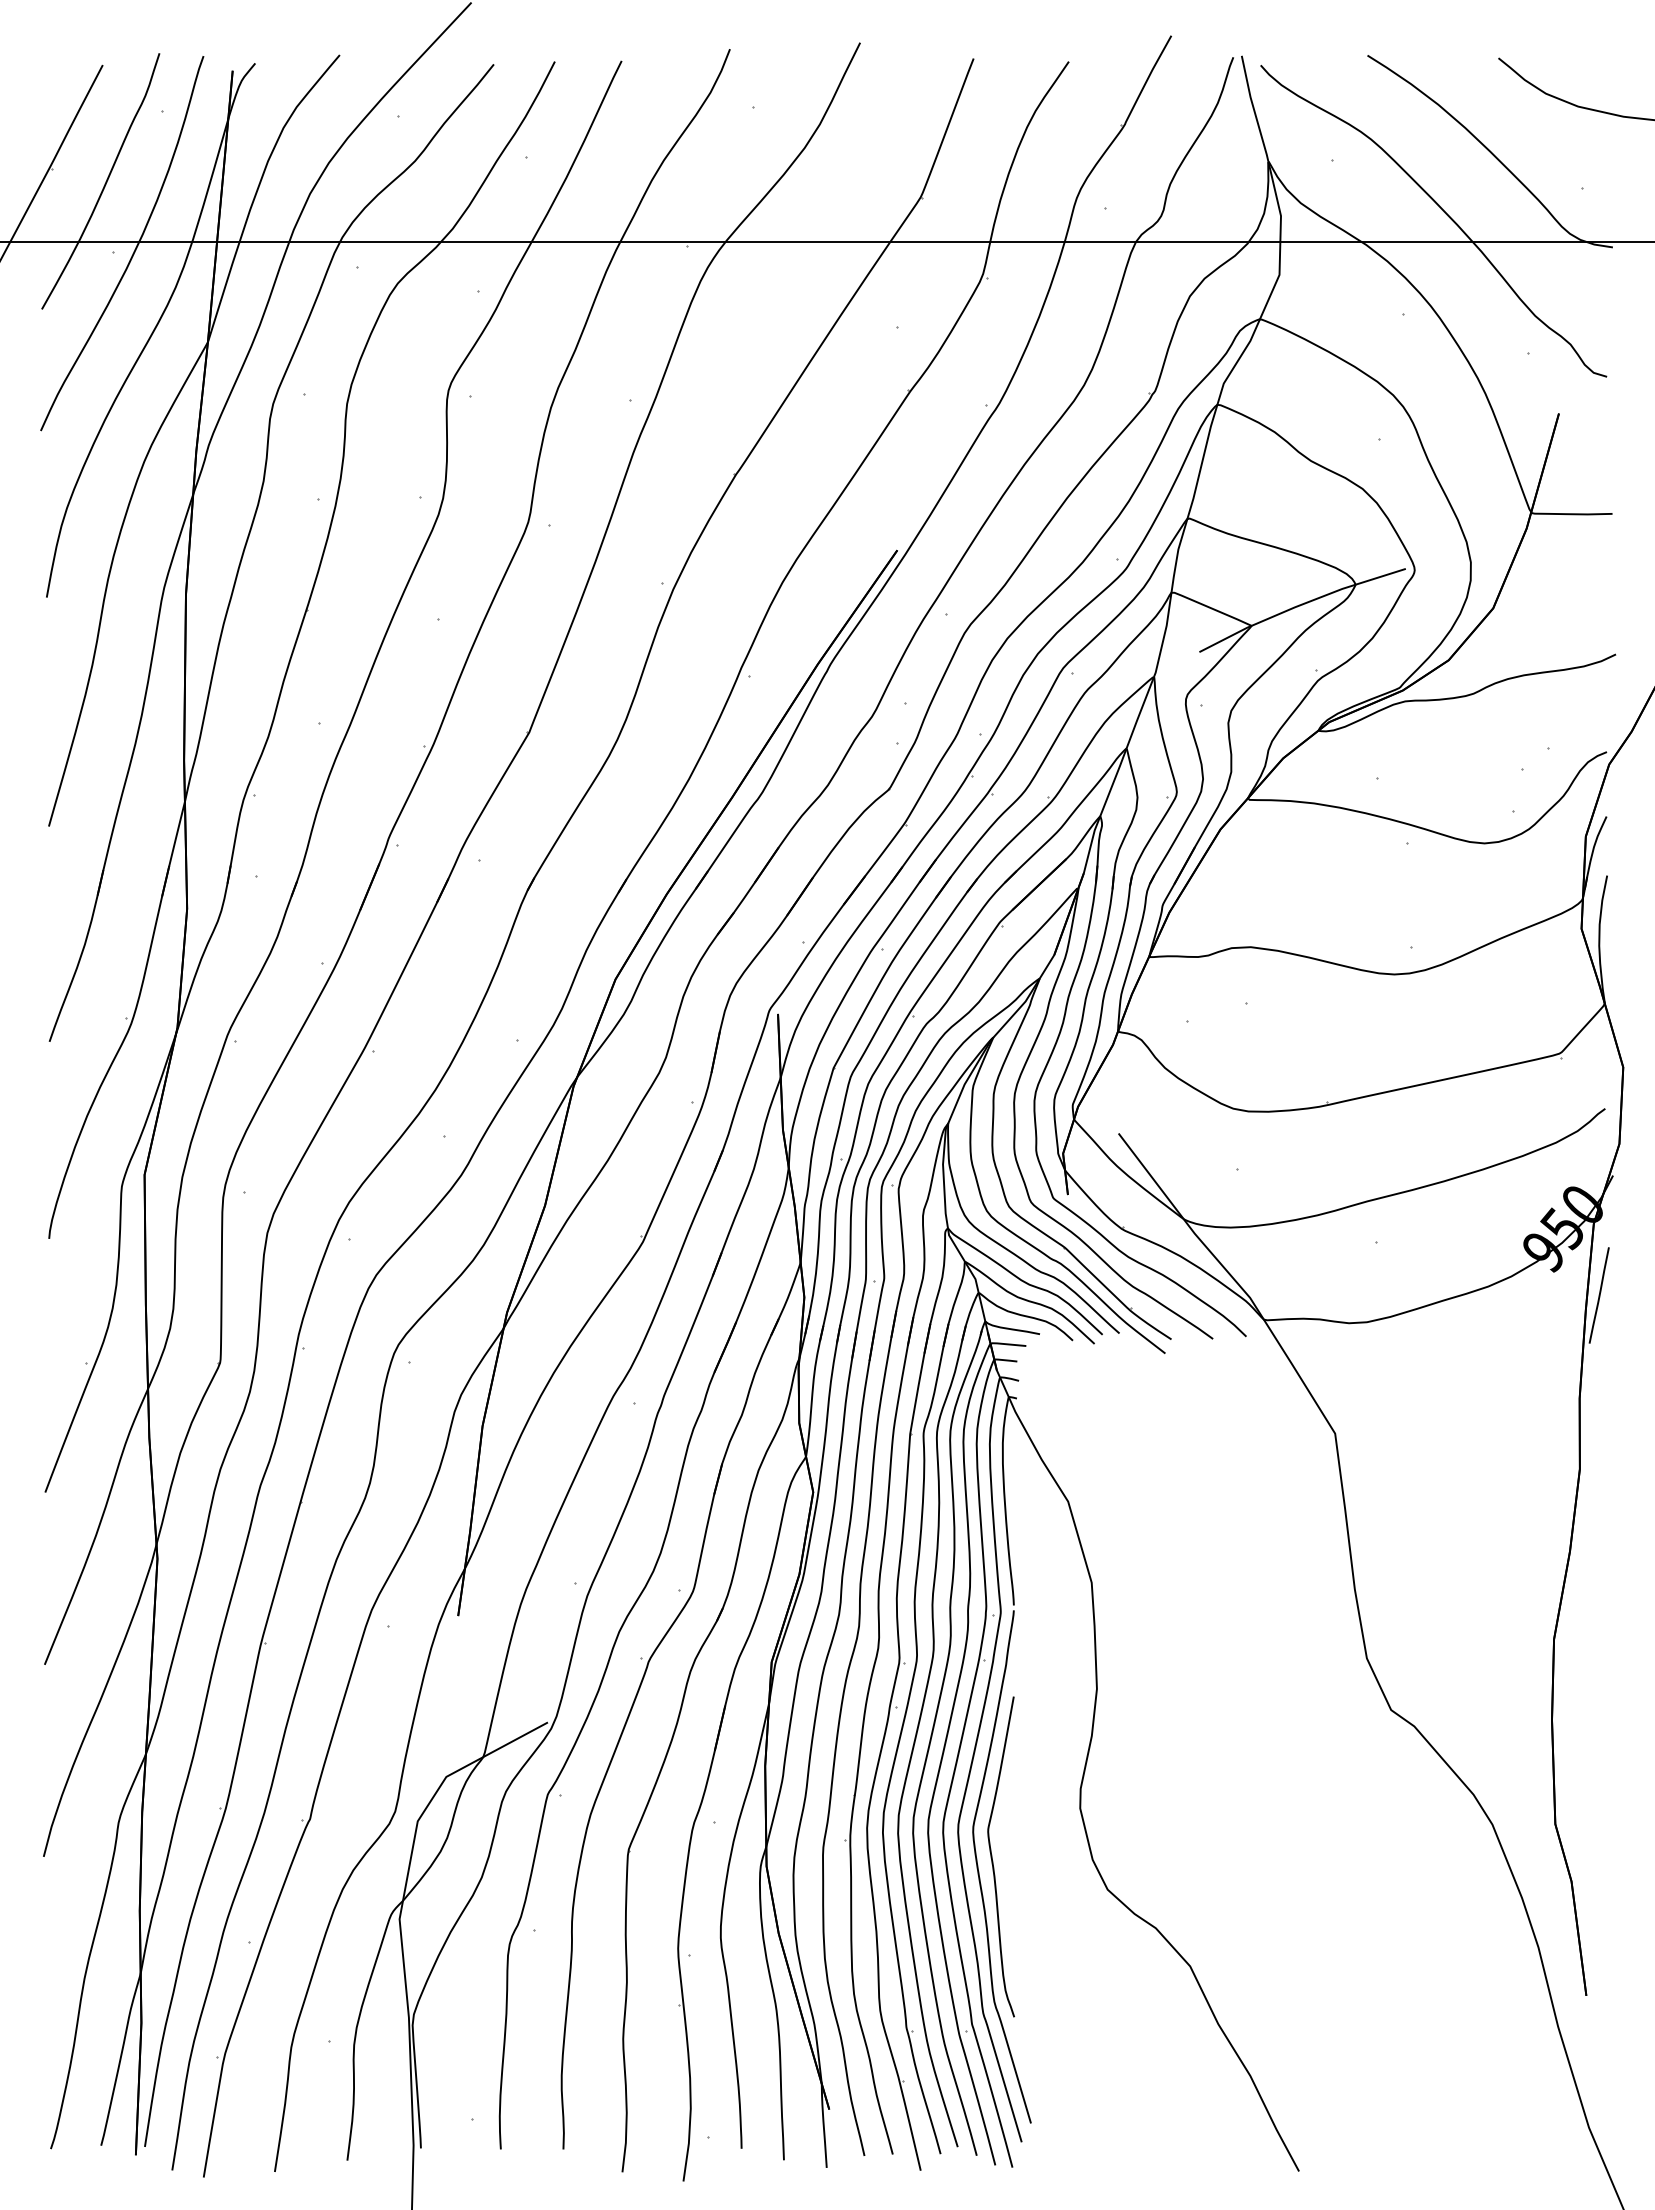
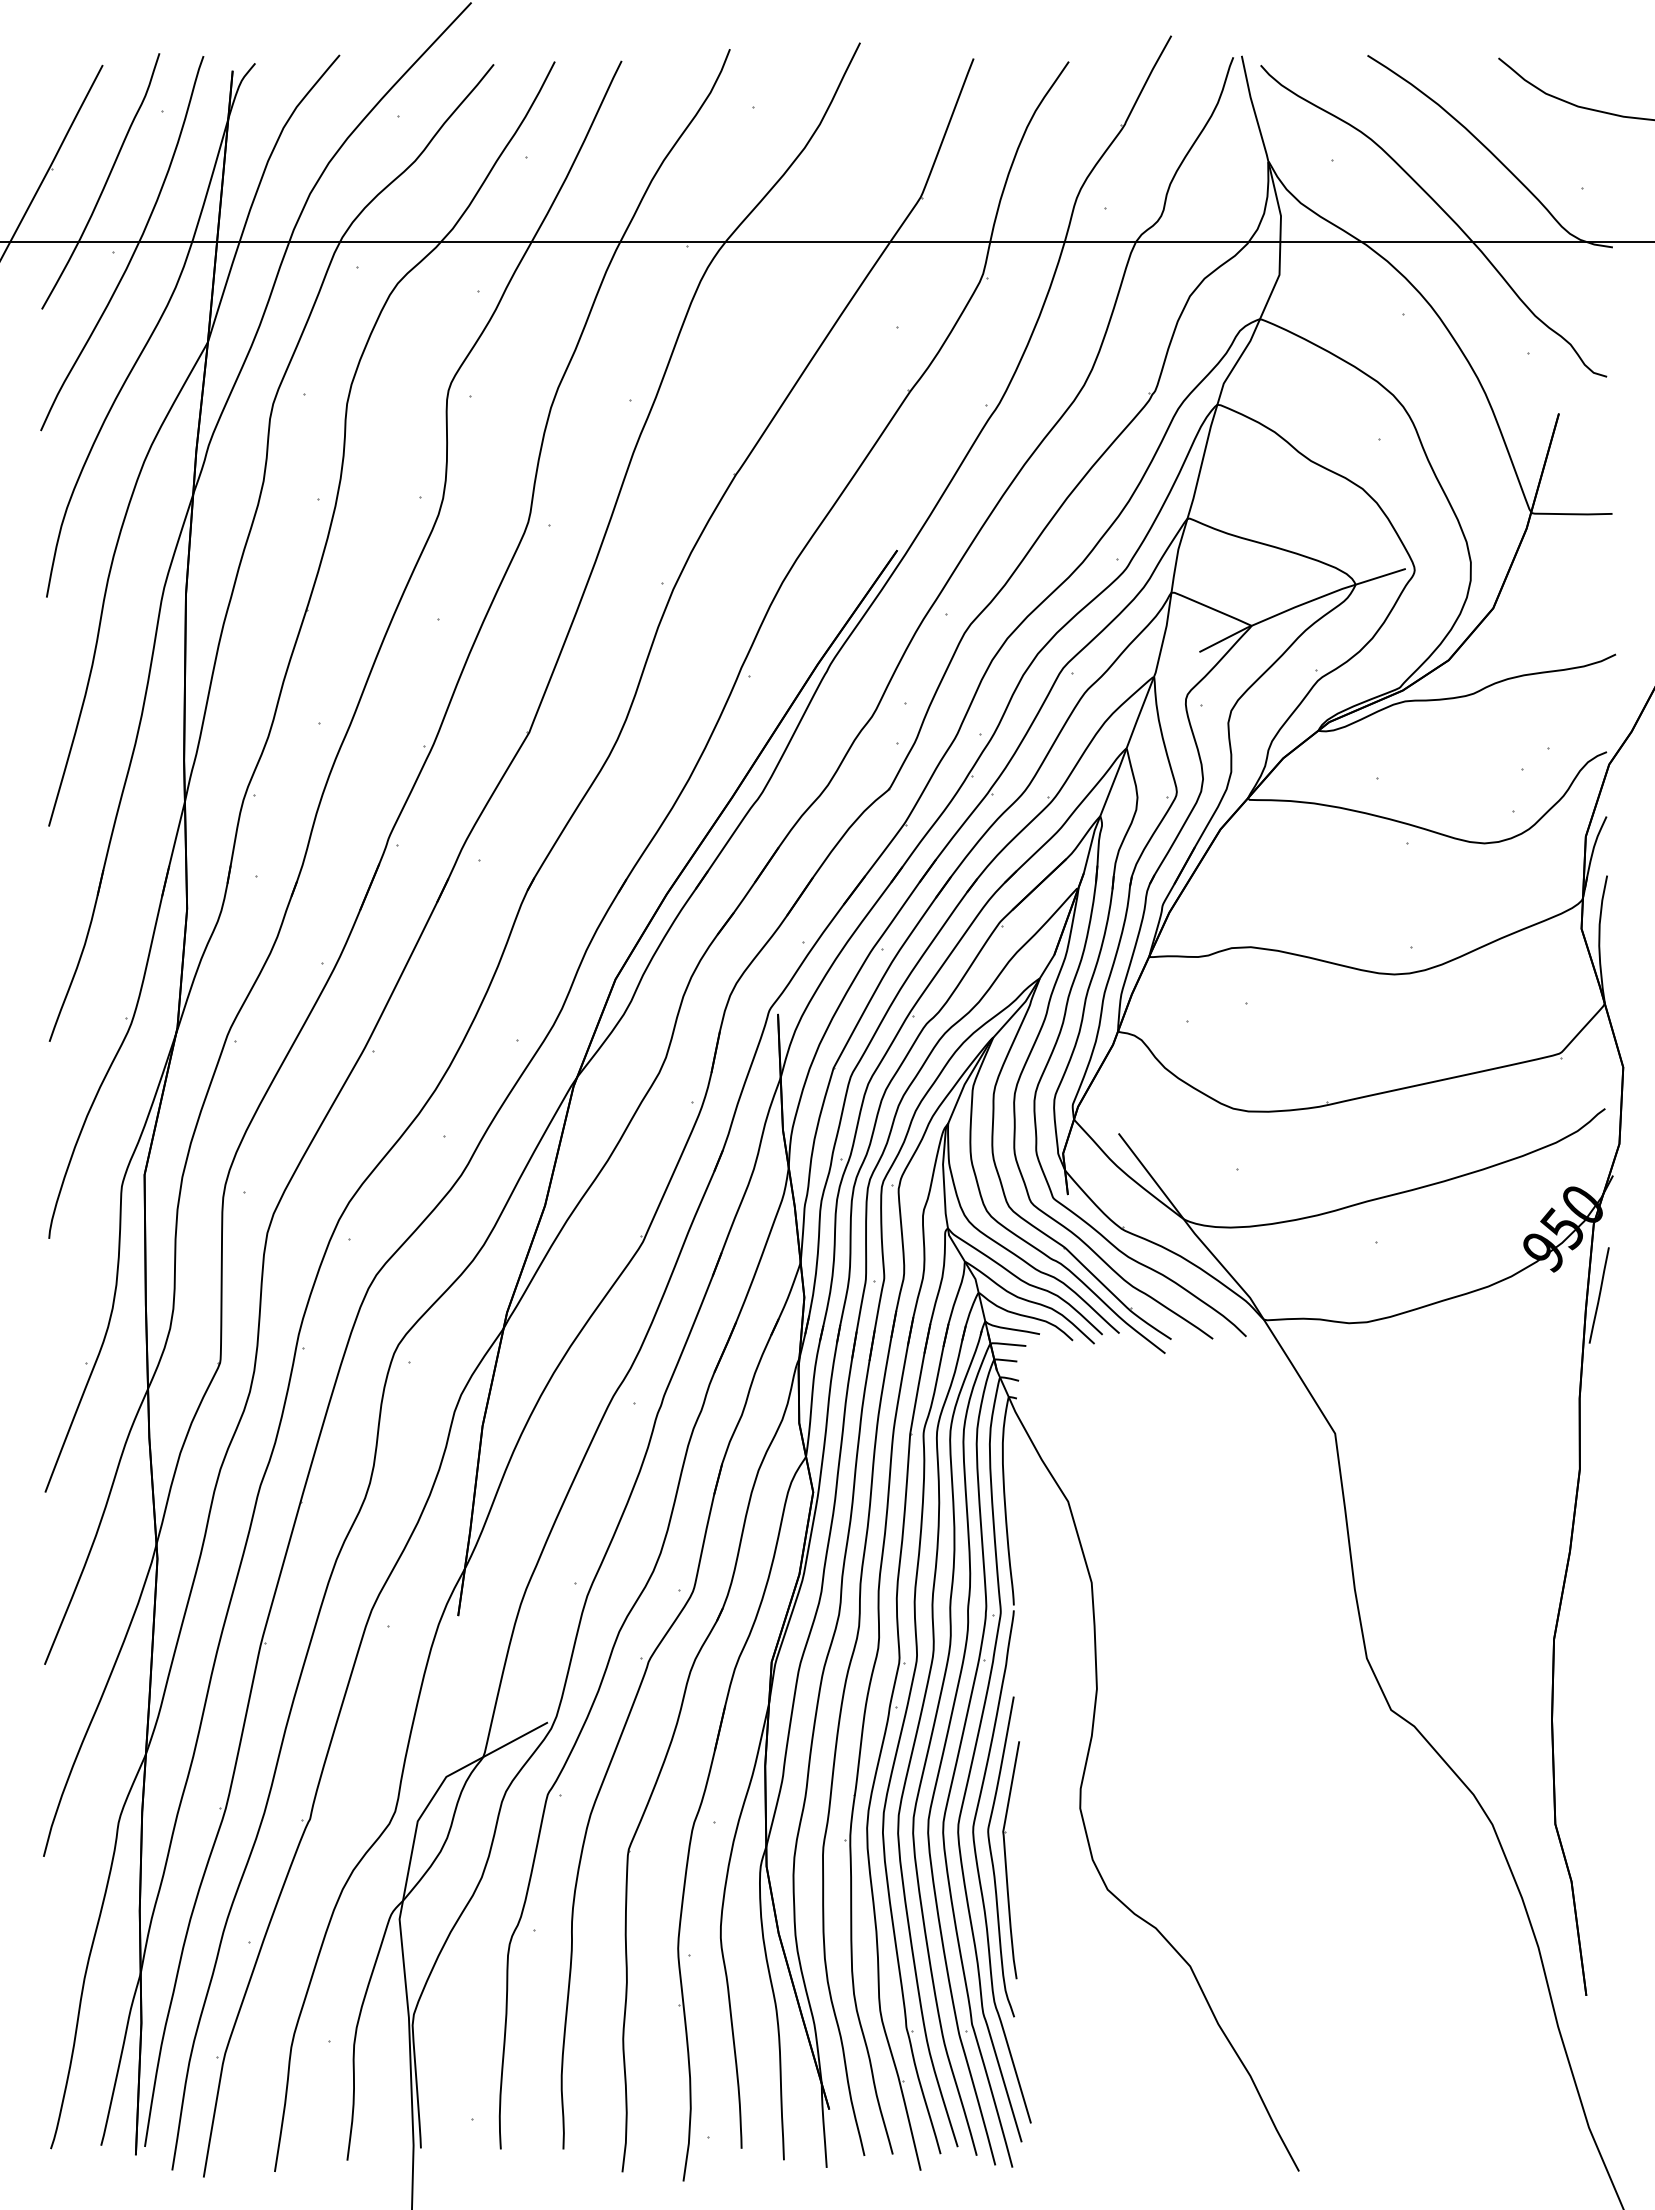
part: none -> present (1011, 1860)
